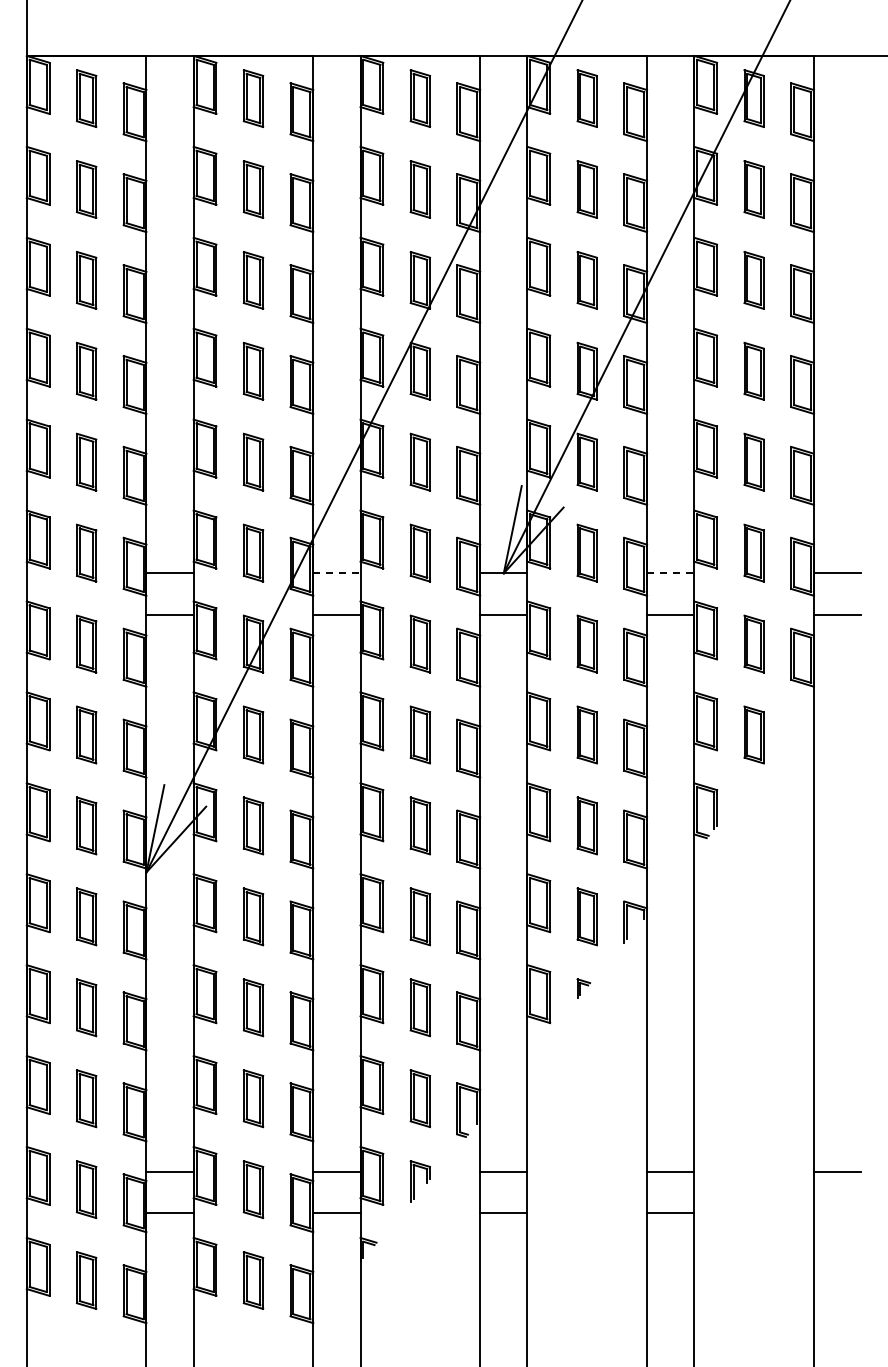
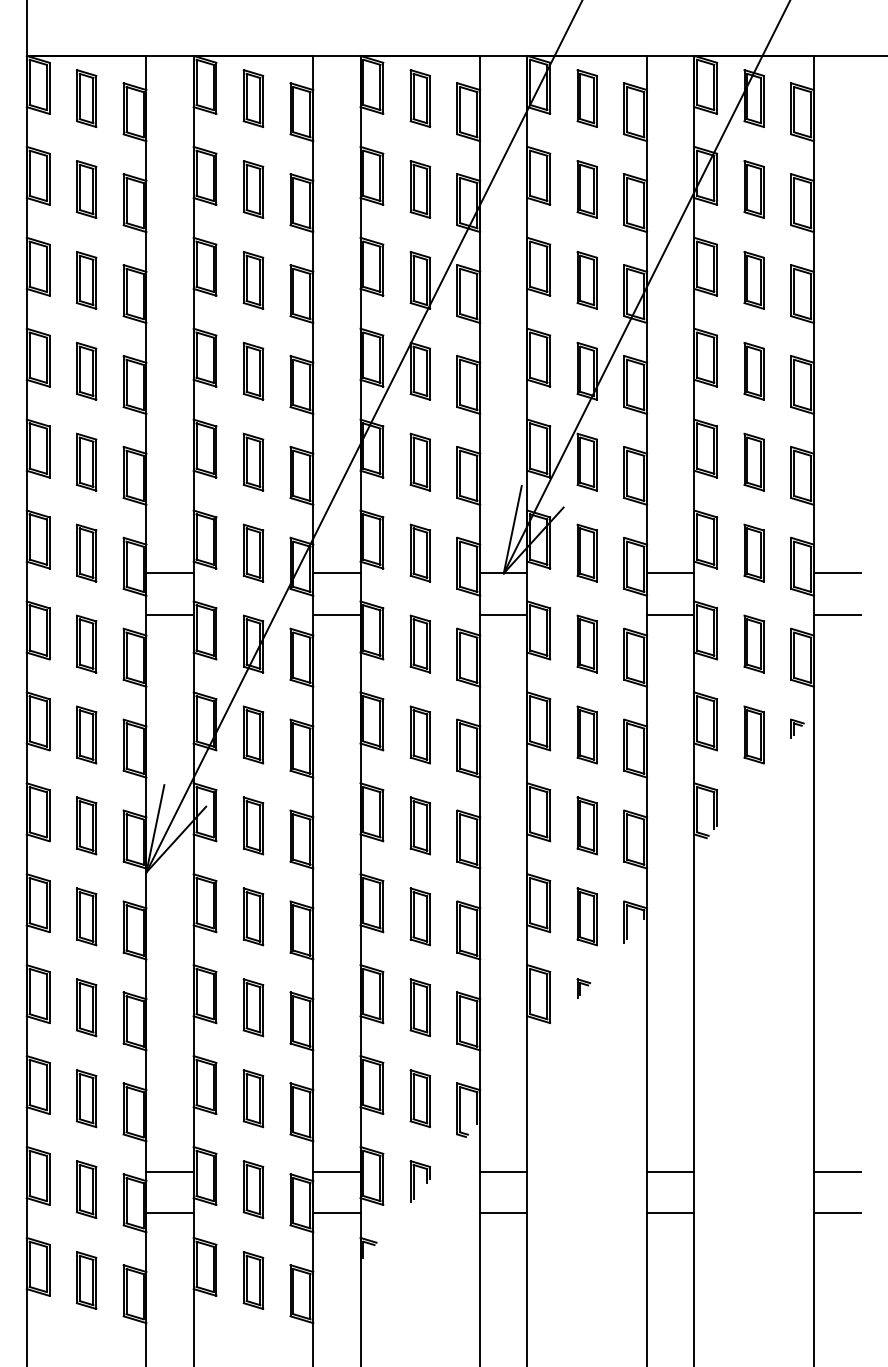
line: dashed -> solid (336, 573)
line: dashed -> solid (670, 573)
part: none -> present (797, 728)
line: none -> present (837, 1213)
